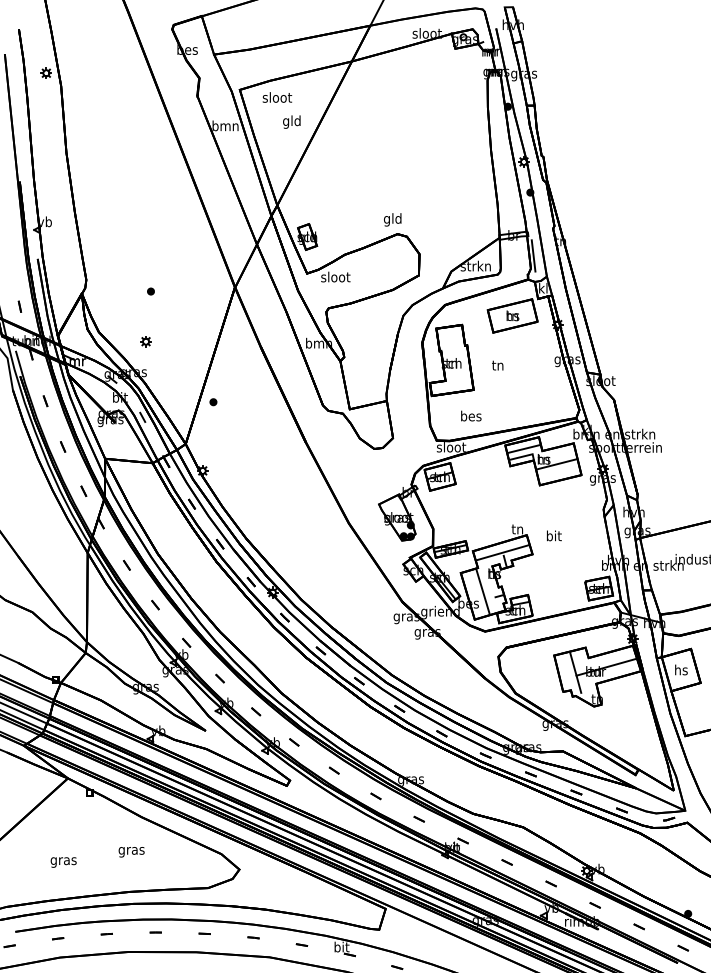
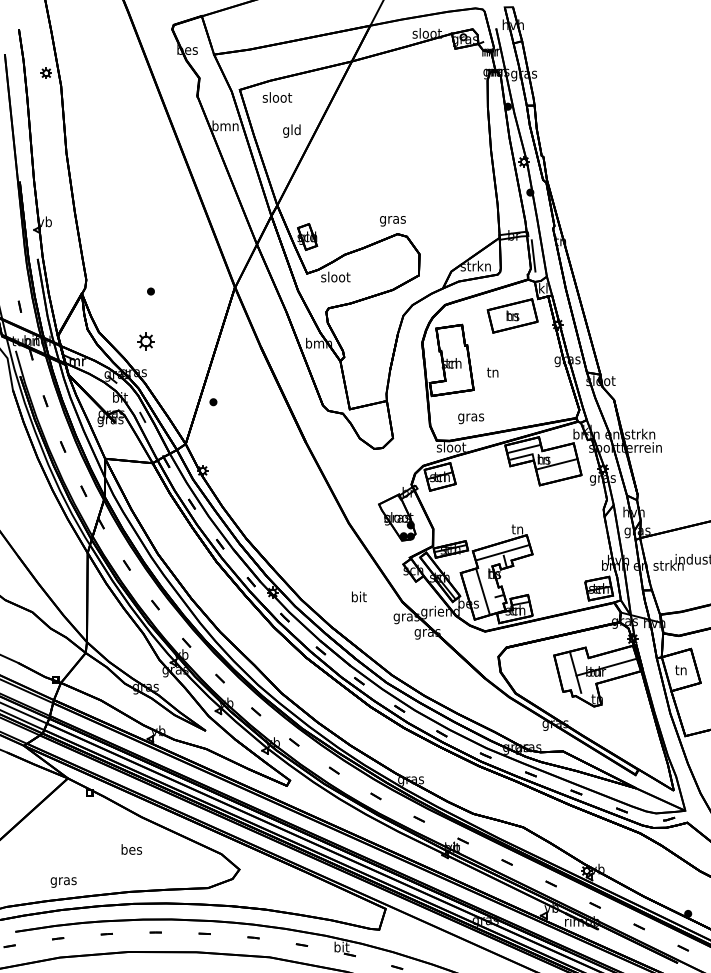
text position: (291, 121) -> (291, 130) (291, 130)
text: gld -> gras (392, 219)
part size: 12x12 px -> 18x19 px (145, 341)
text position: (497, 365) -> (492, 372) (492, 372)
text: bes -> gras (471, 417)
text position: (554, 535) -> (359, 596) (359, 596)
text: hs -> tn (681, 669)
text: gras -> bes (131, 850)
text position: (63, 862) -> (63, 882) (63, 882)
